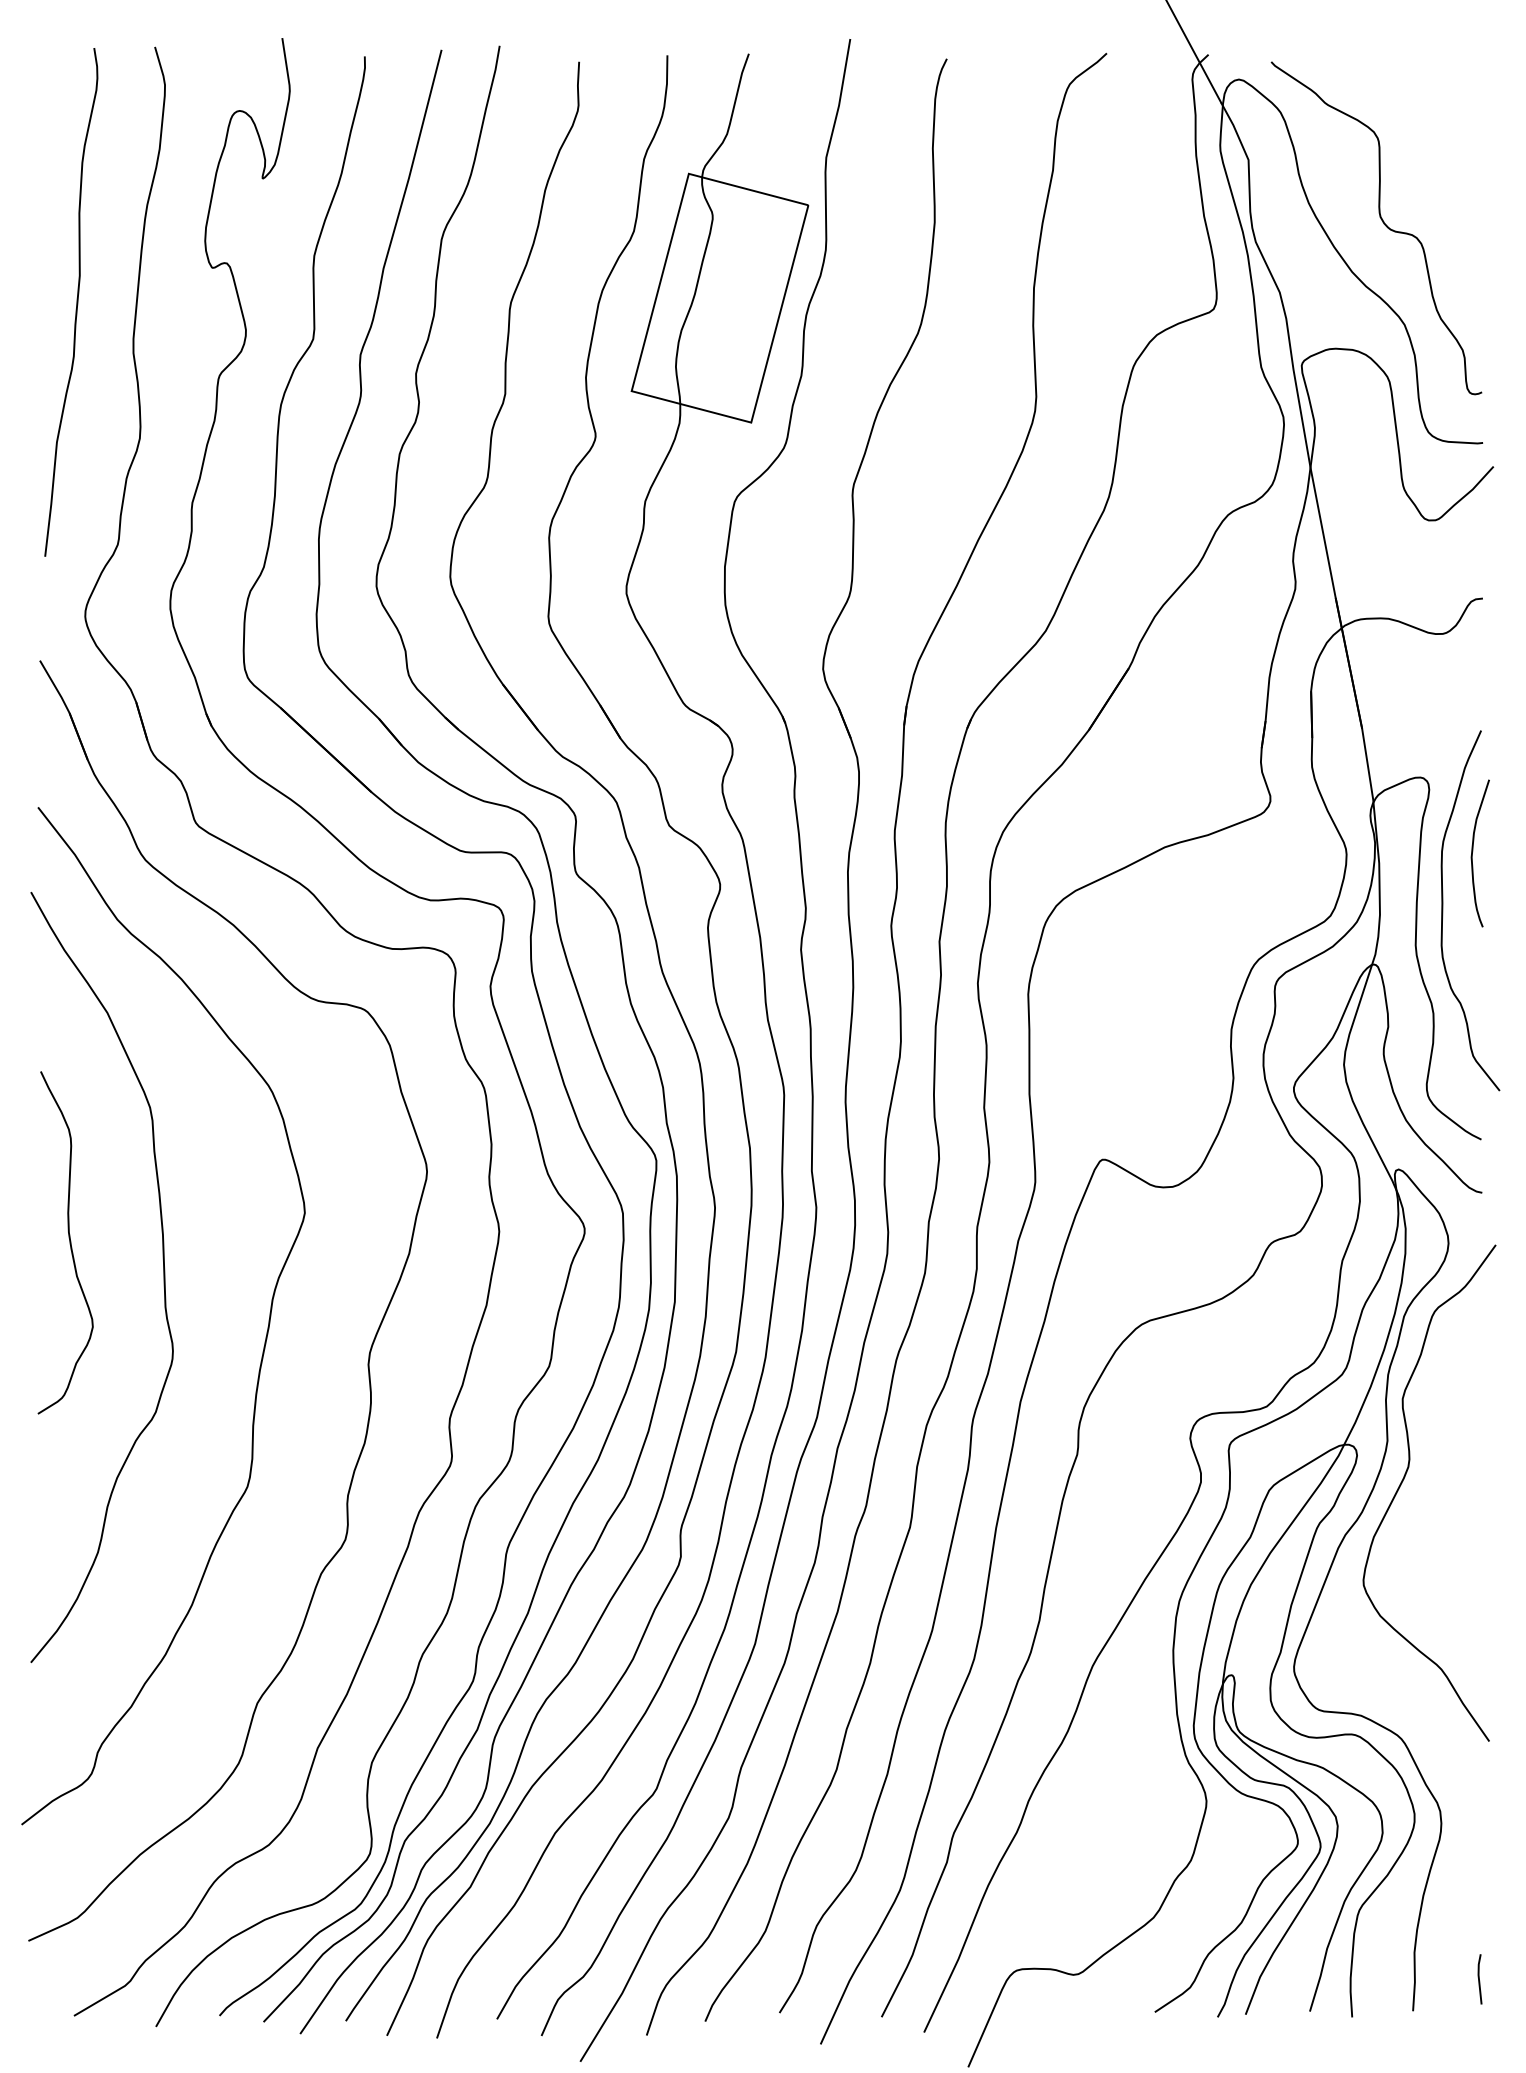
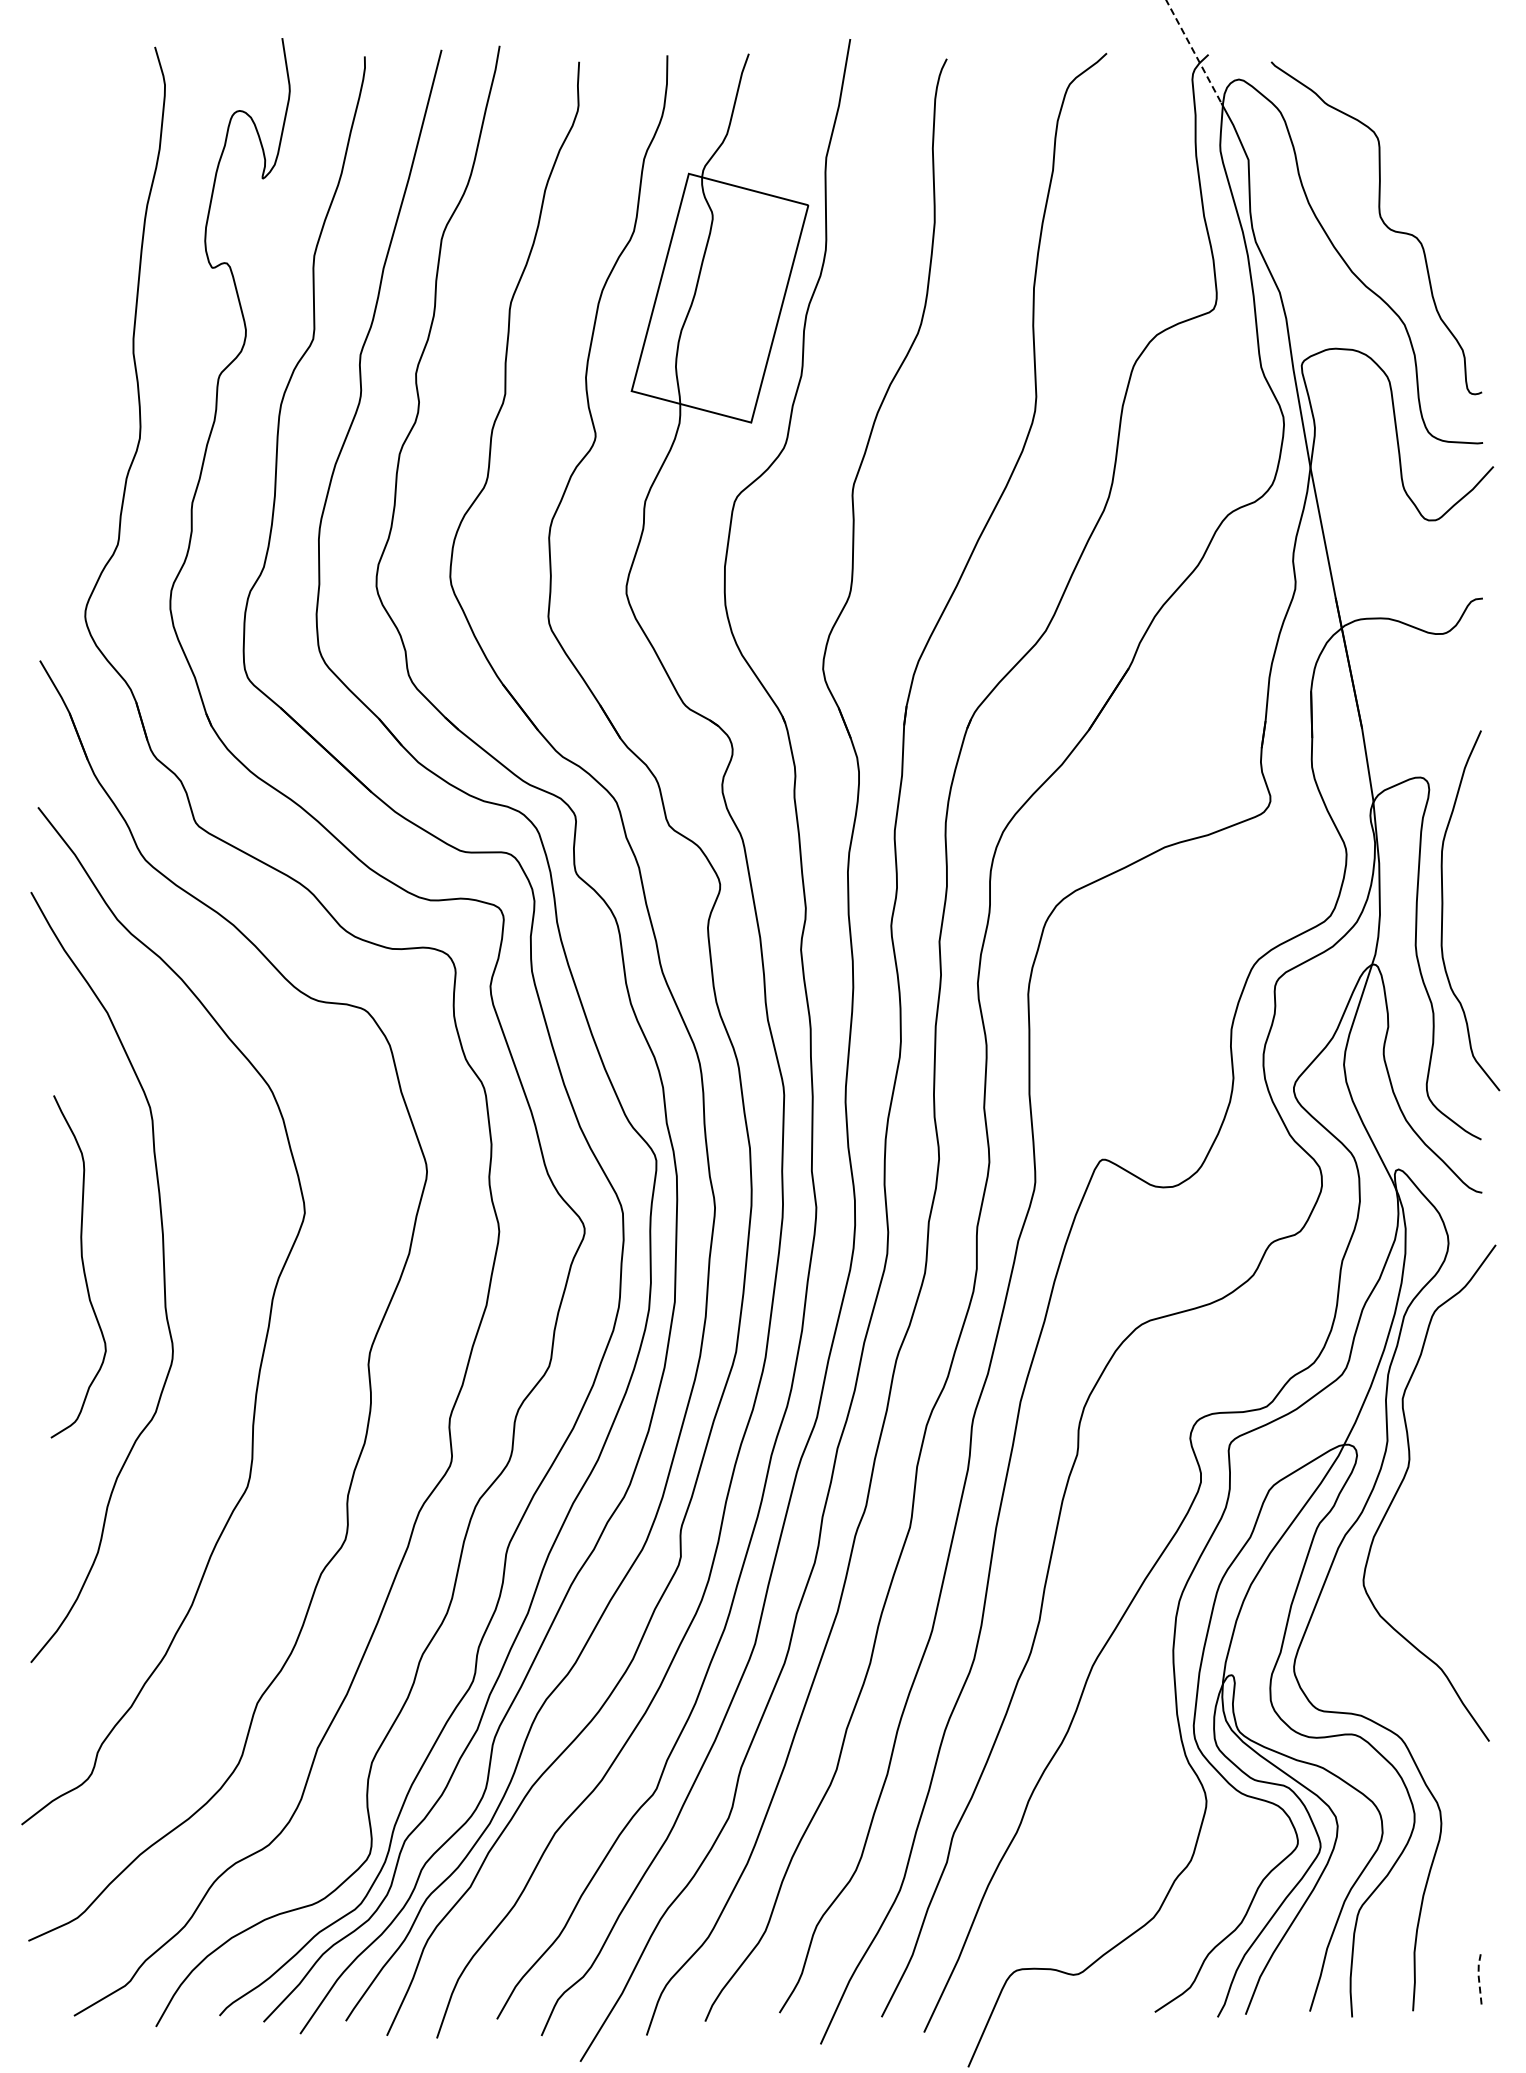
line: solid -> dashed (1193, 51)
curve: present -> none (76, 302)
curve: present -> none (1473, 851)
curve position: (69, 1242) -> (82, 1266) (82, 1266)
line: solid -> dashed (1478, 1978)
